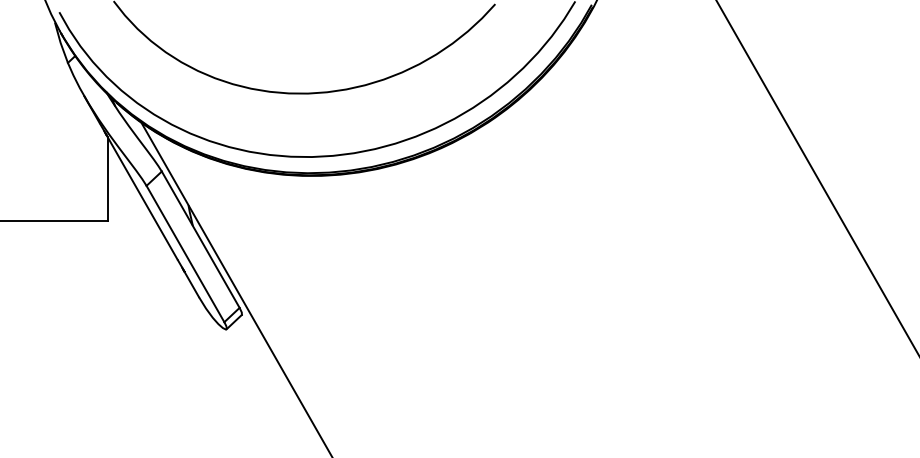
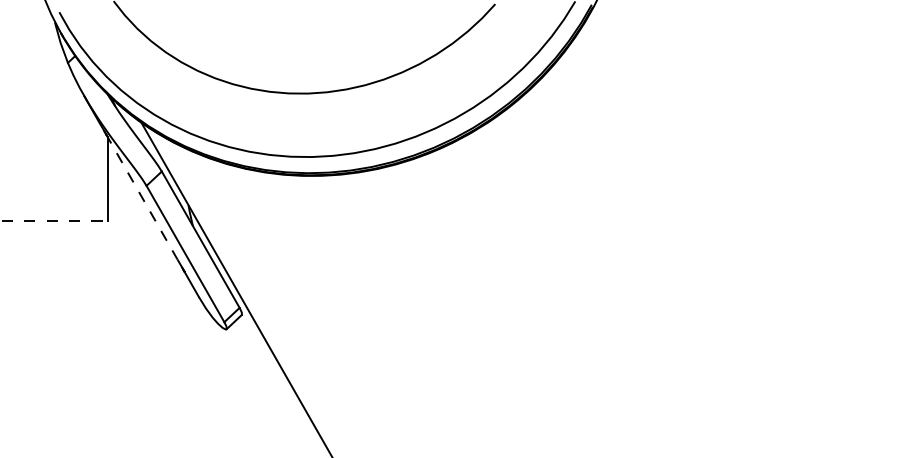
line: present -> none (816, 176)
line: solid -> dashed (141, 197)
line: solid -> dashed (54, 221)
